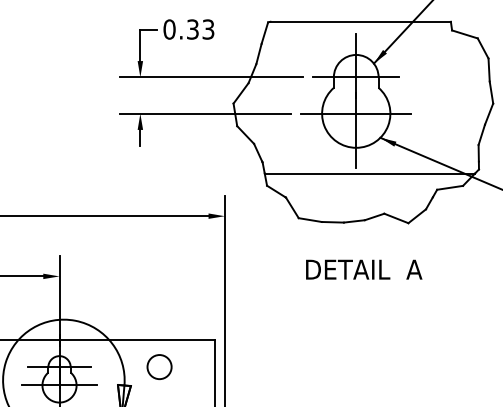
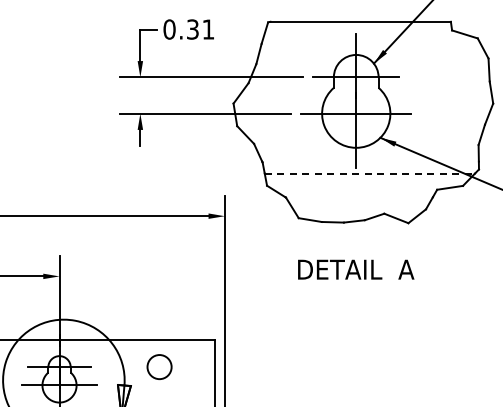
text: 0.33 -> 0.31 (208, 29)
line: solid -> dashed (370, 173)
text position: (364, 269) -> (356, 269) (356, 269)
